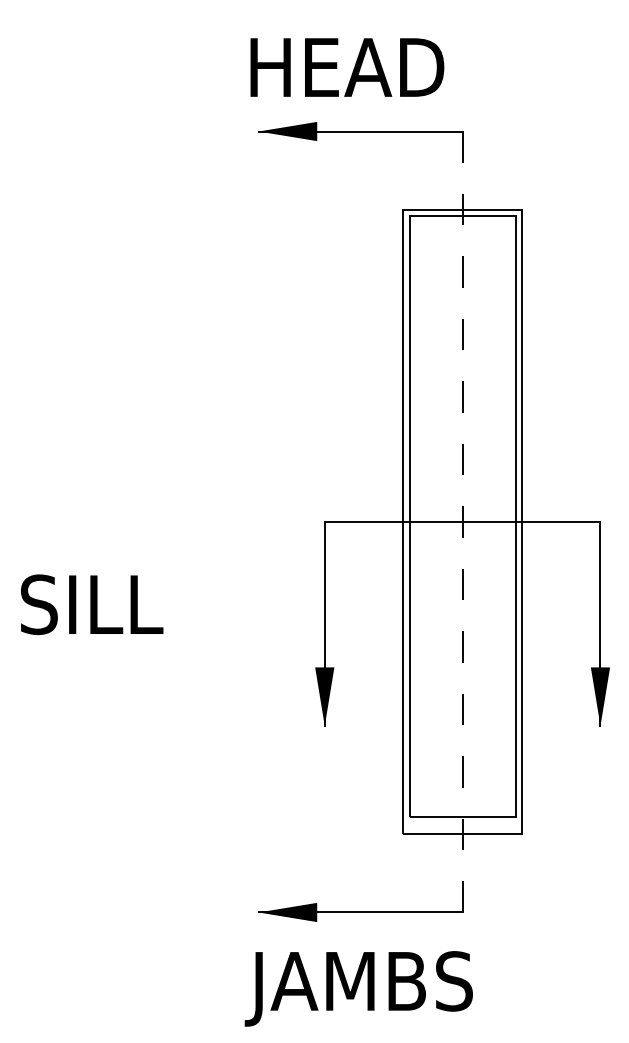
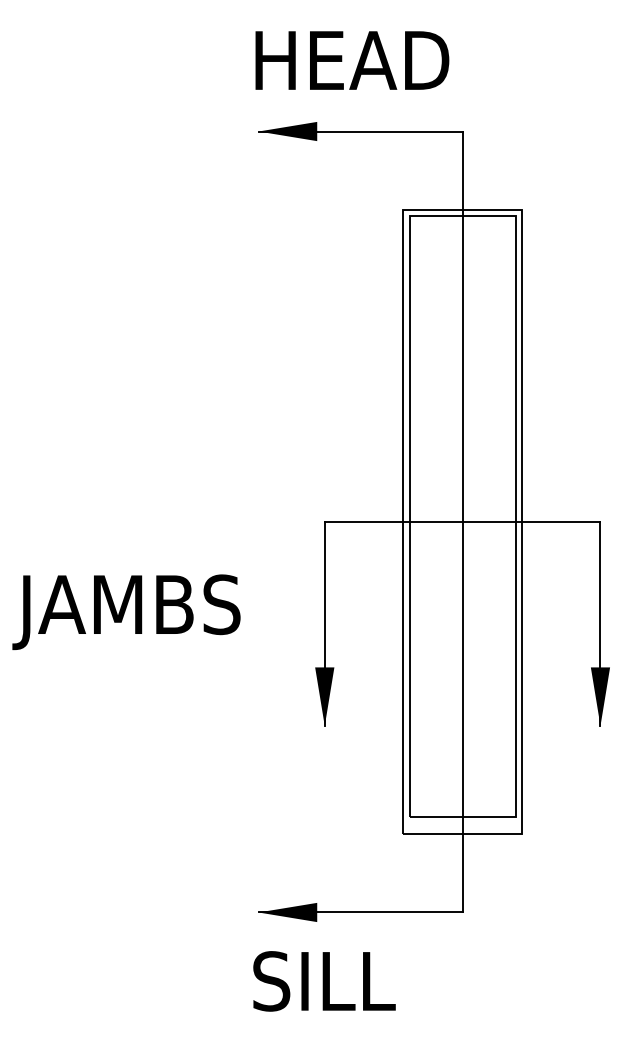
text position: (347, 67) -> (352, 60) (352, 60)
line: dashed -> solid (462, 522)
text: SILL -> JAMBS (126, 612)
text: JAMBS -> SILL (358, 988)
